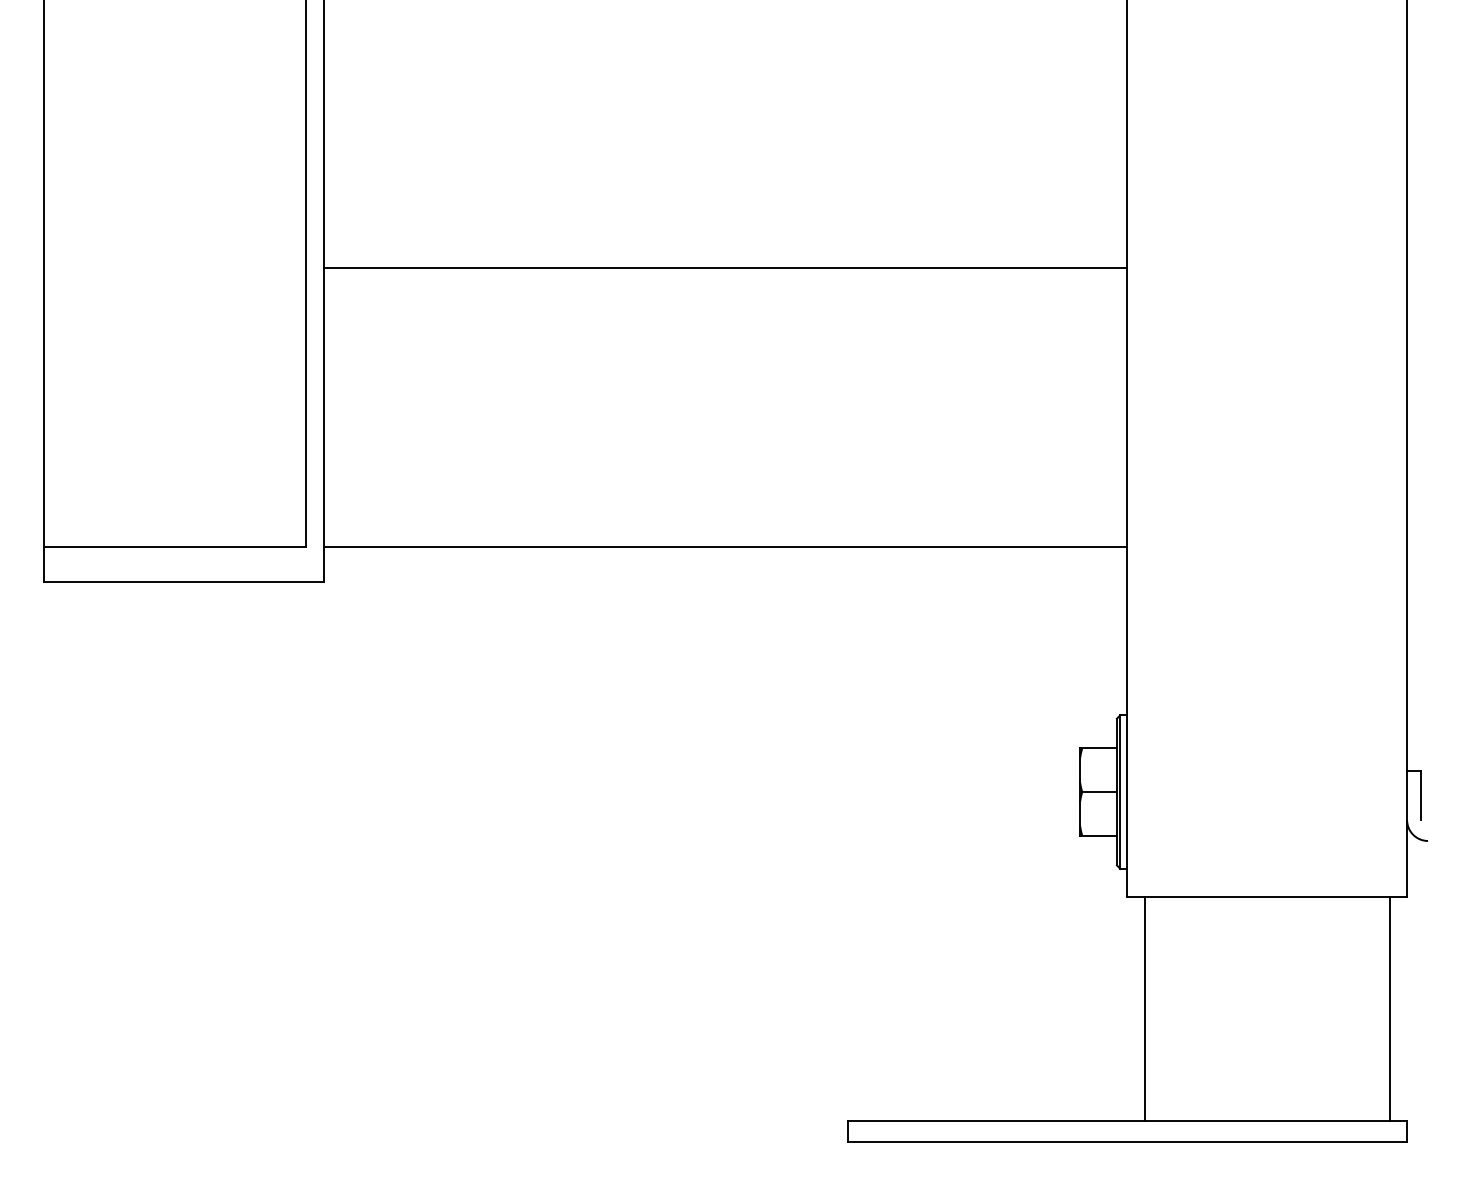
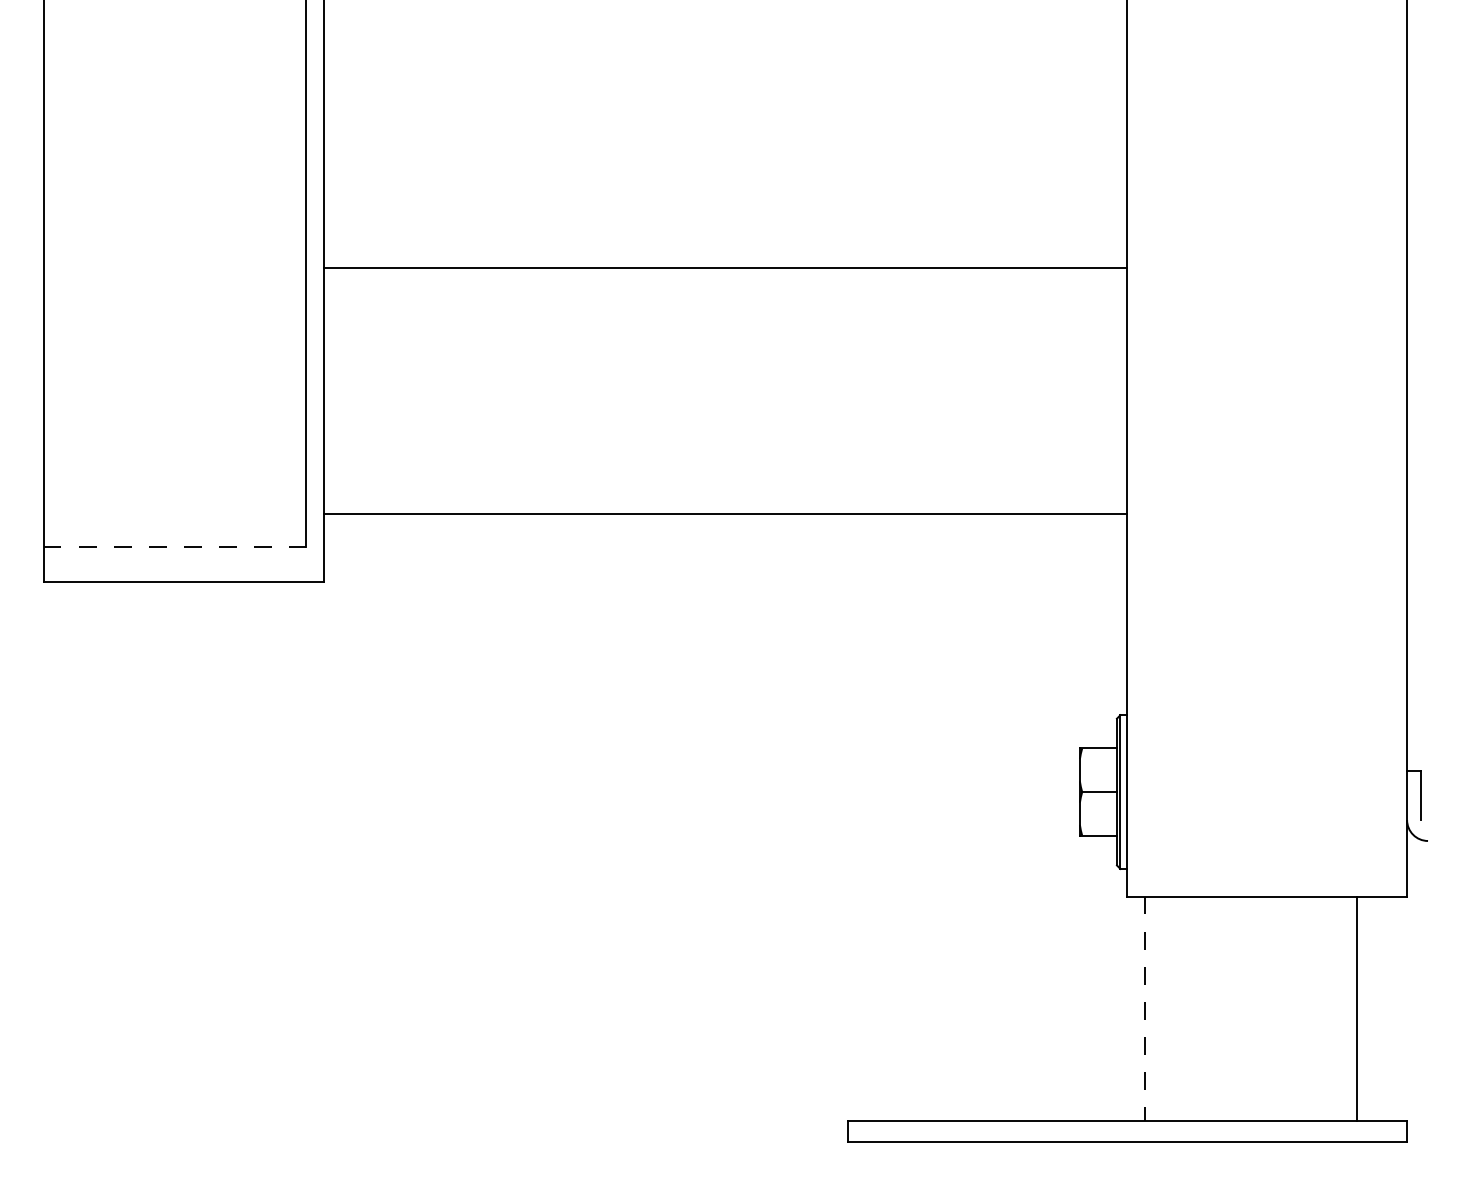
line: solid -> dashed (175, 547)
line position: (725, 547) -> (725, 514) (725, 514)
line: solid -> dashed (1144, 1008)
line position: (1389, 1008) -> (1356, 1008) (1356, 1008)
